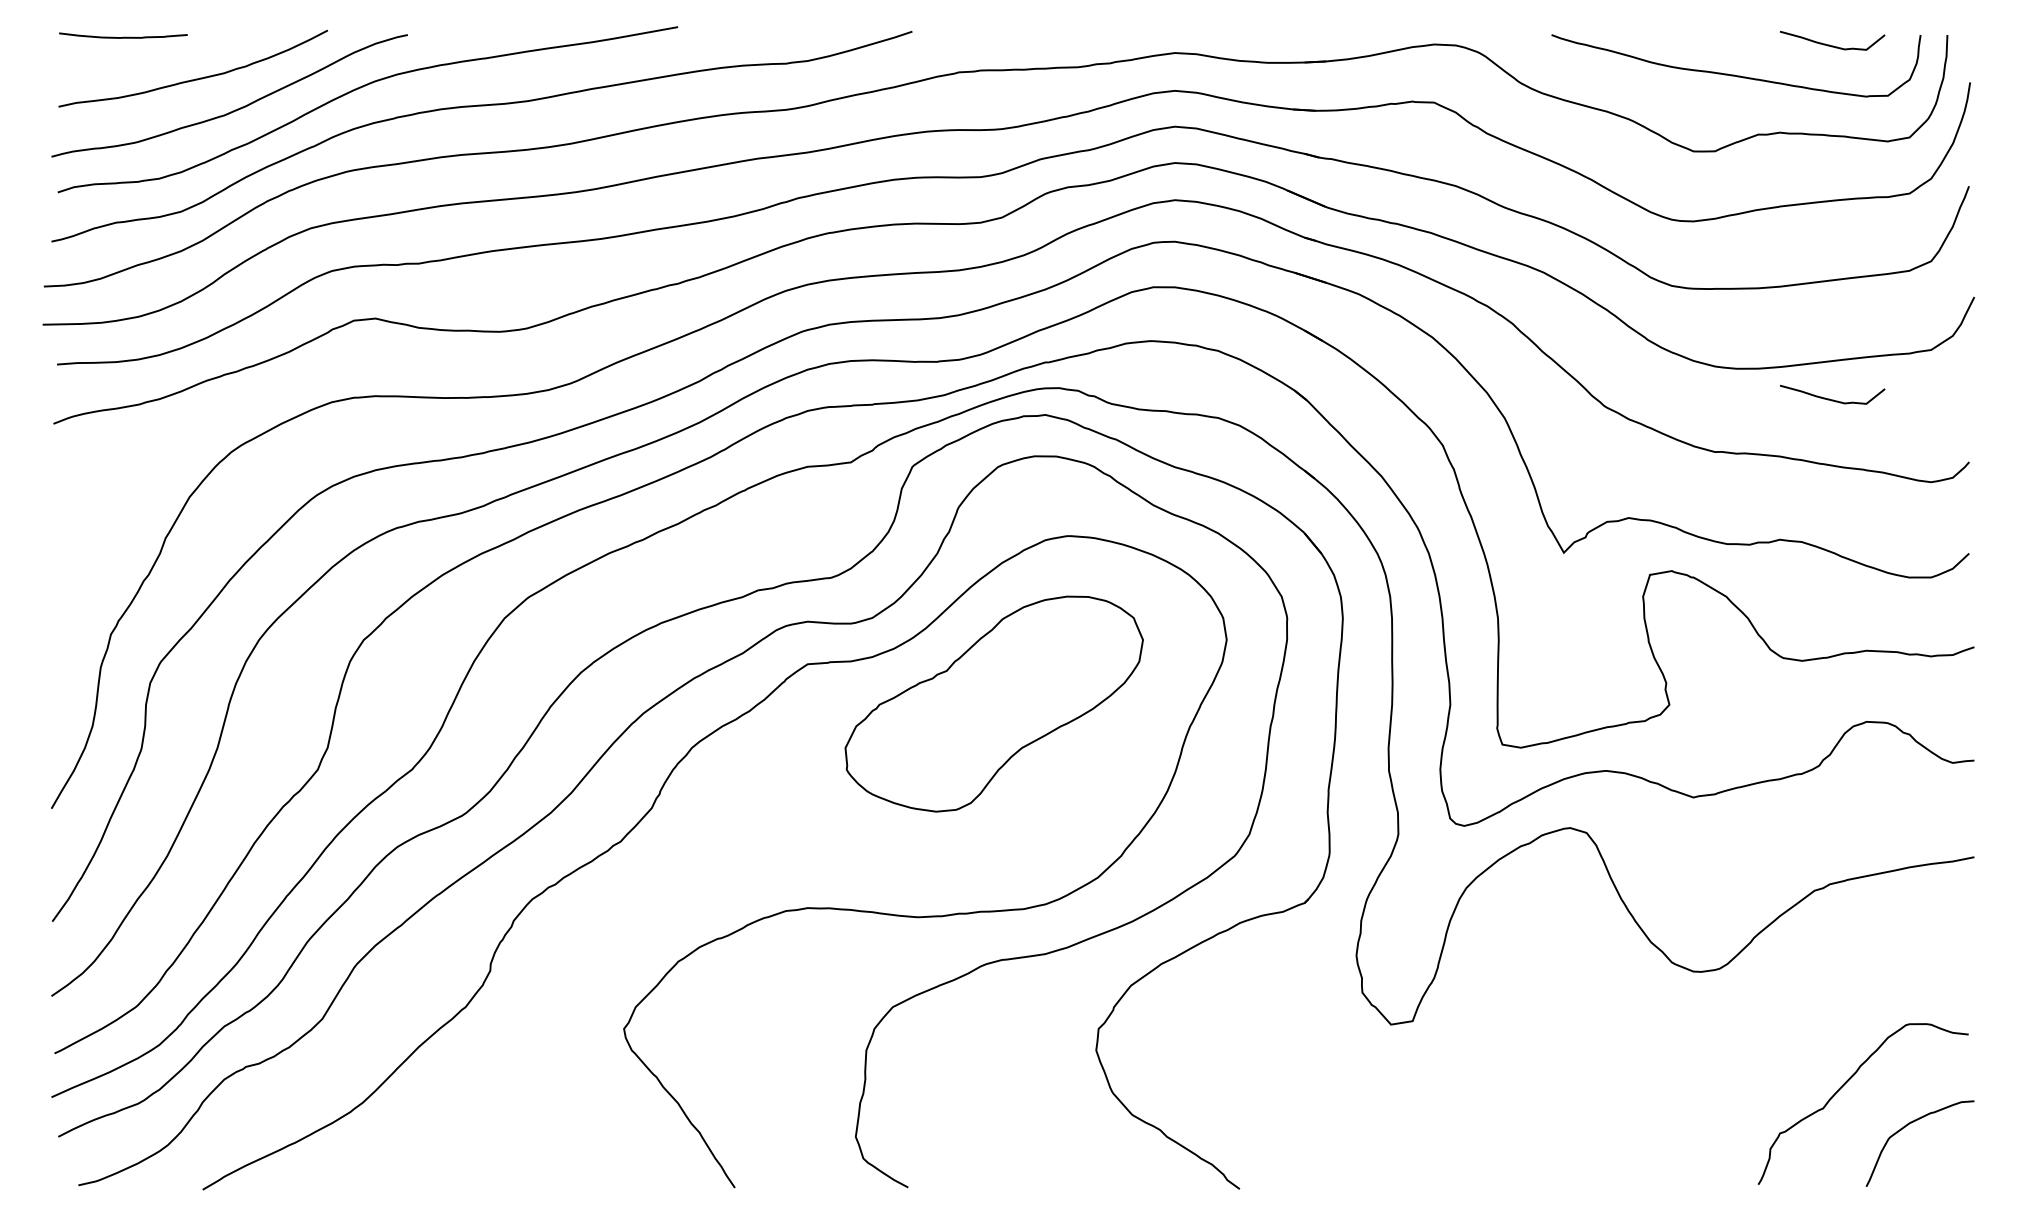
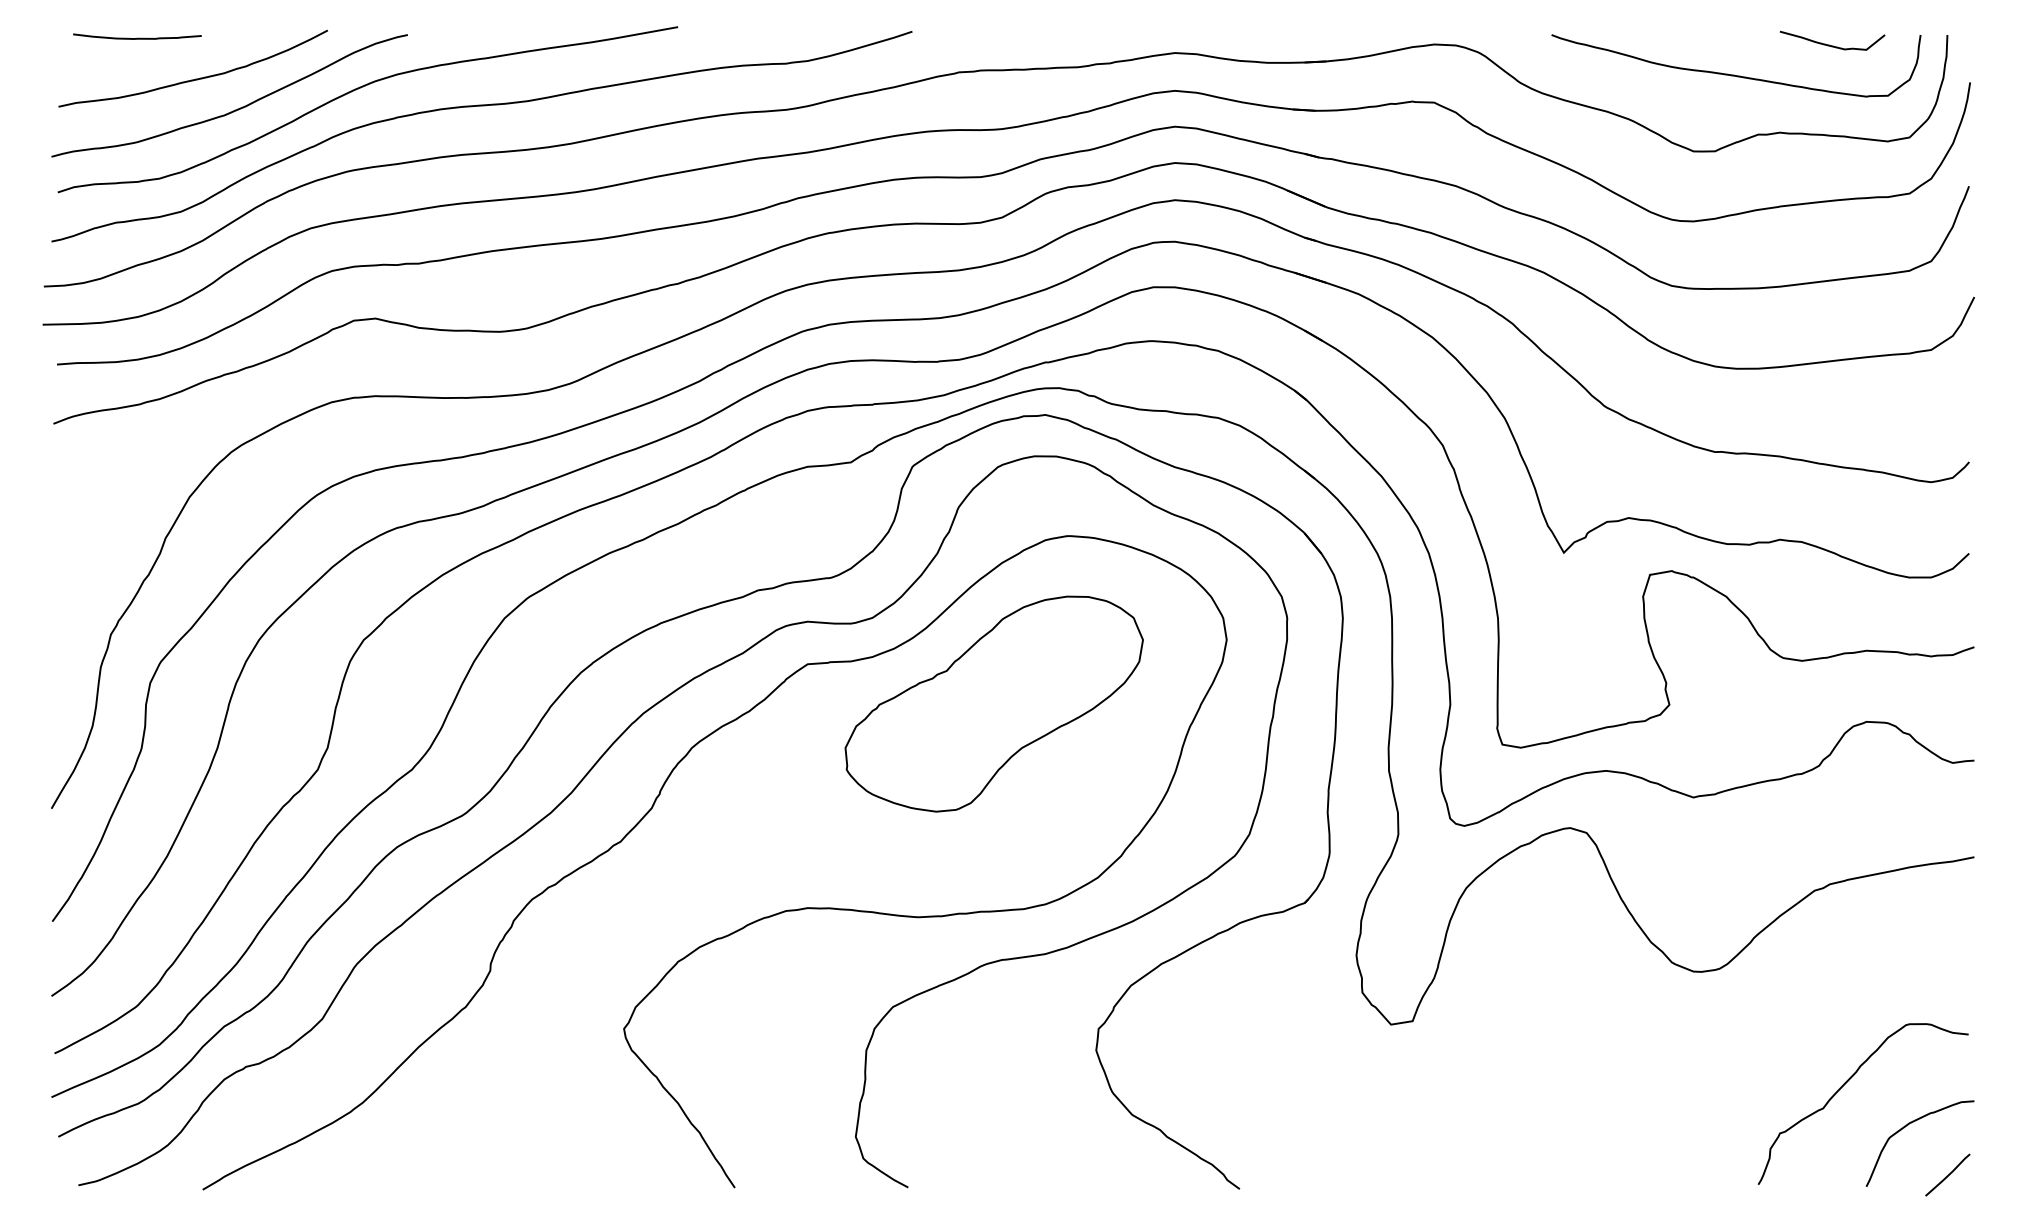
curve position: (123, 36) -> (137, 37) (137, 37)
curve: present -> none (1829, 398)
line: none -> present (1948, 1174)
